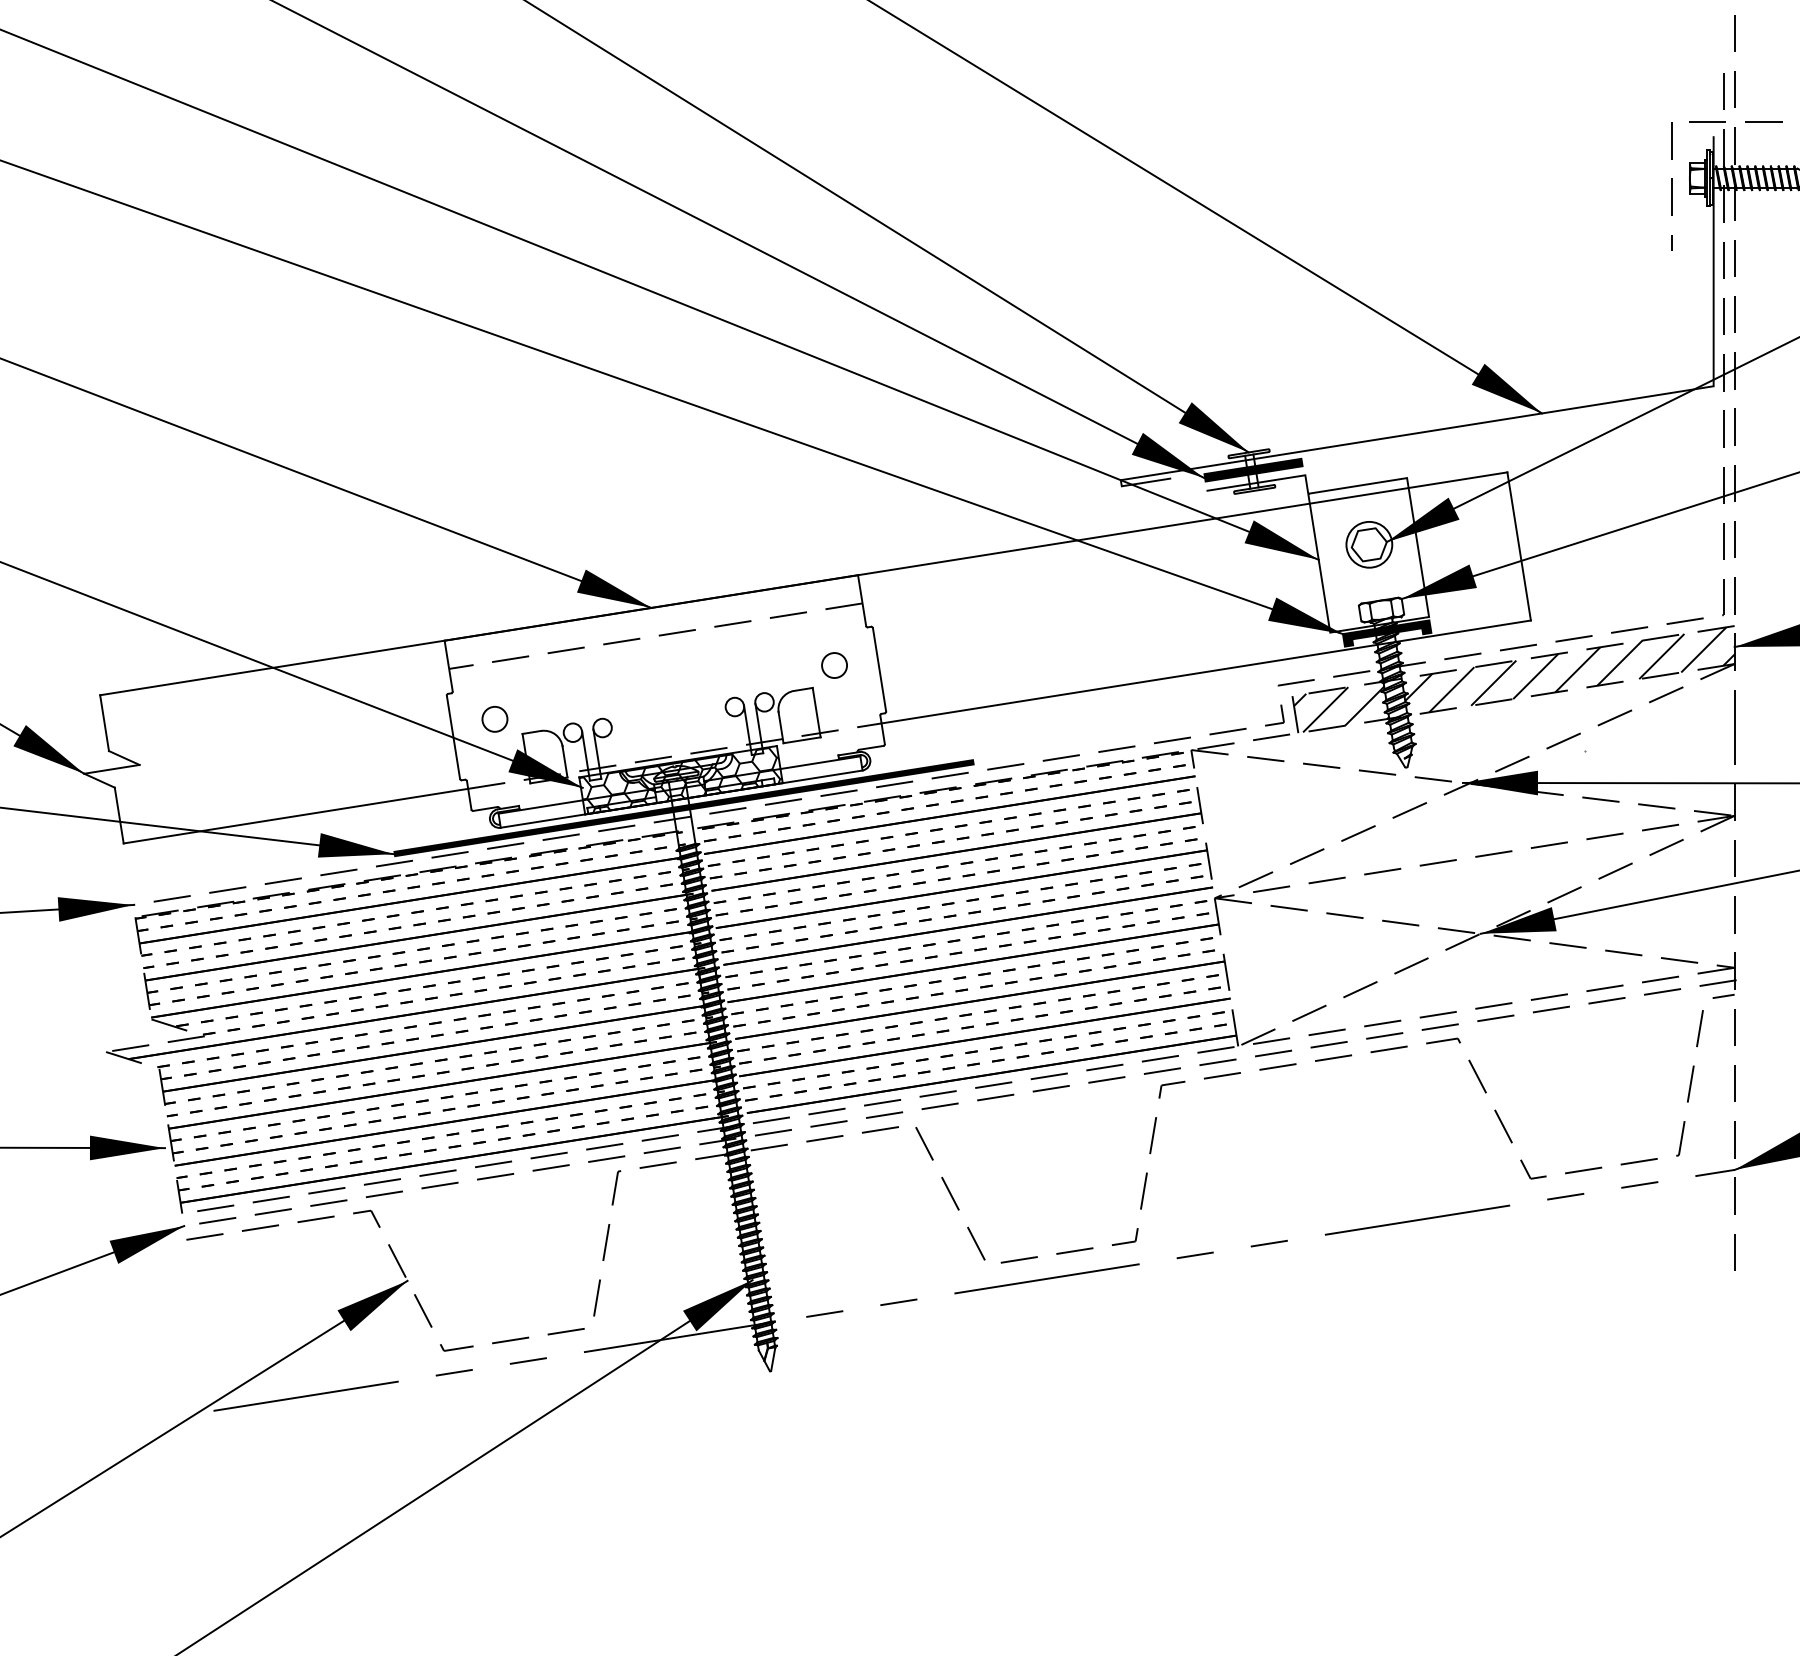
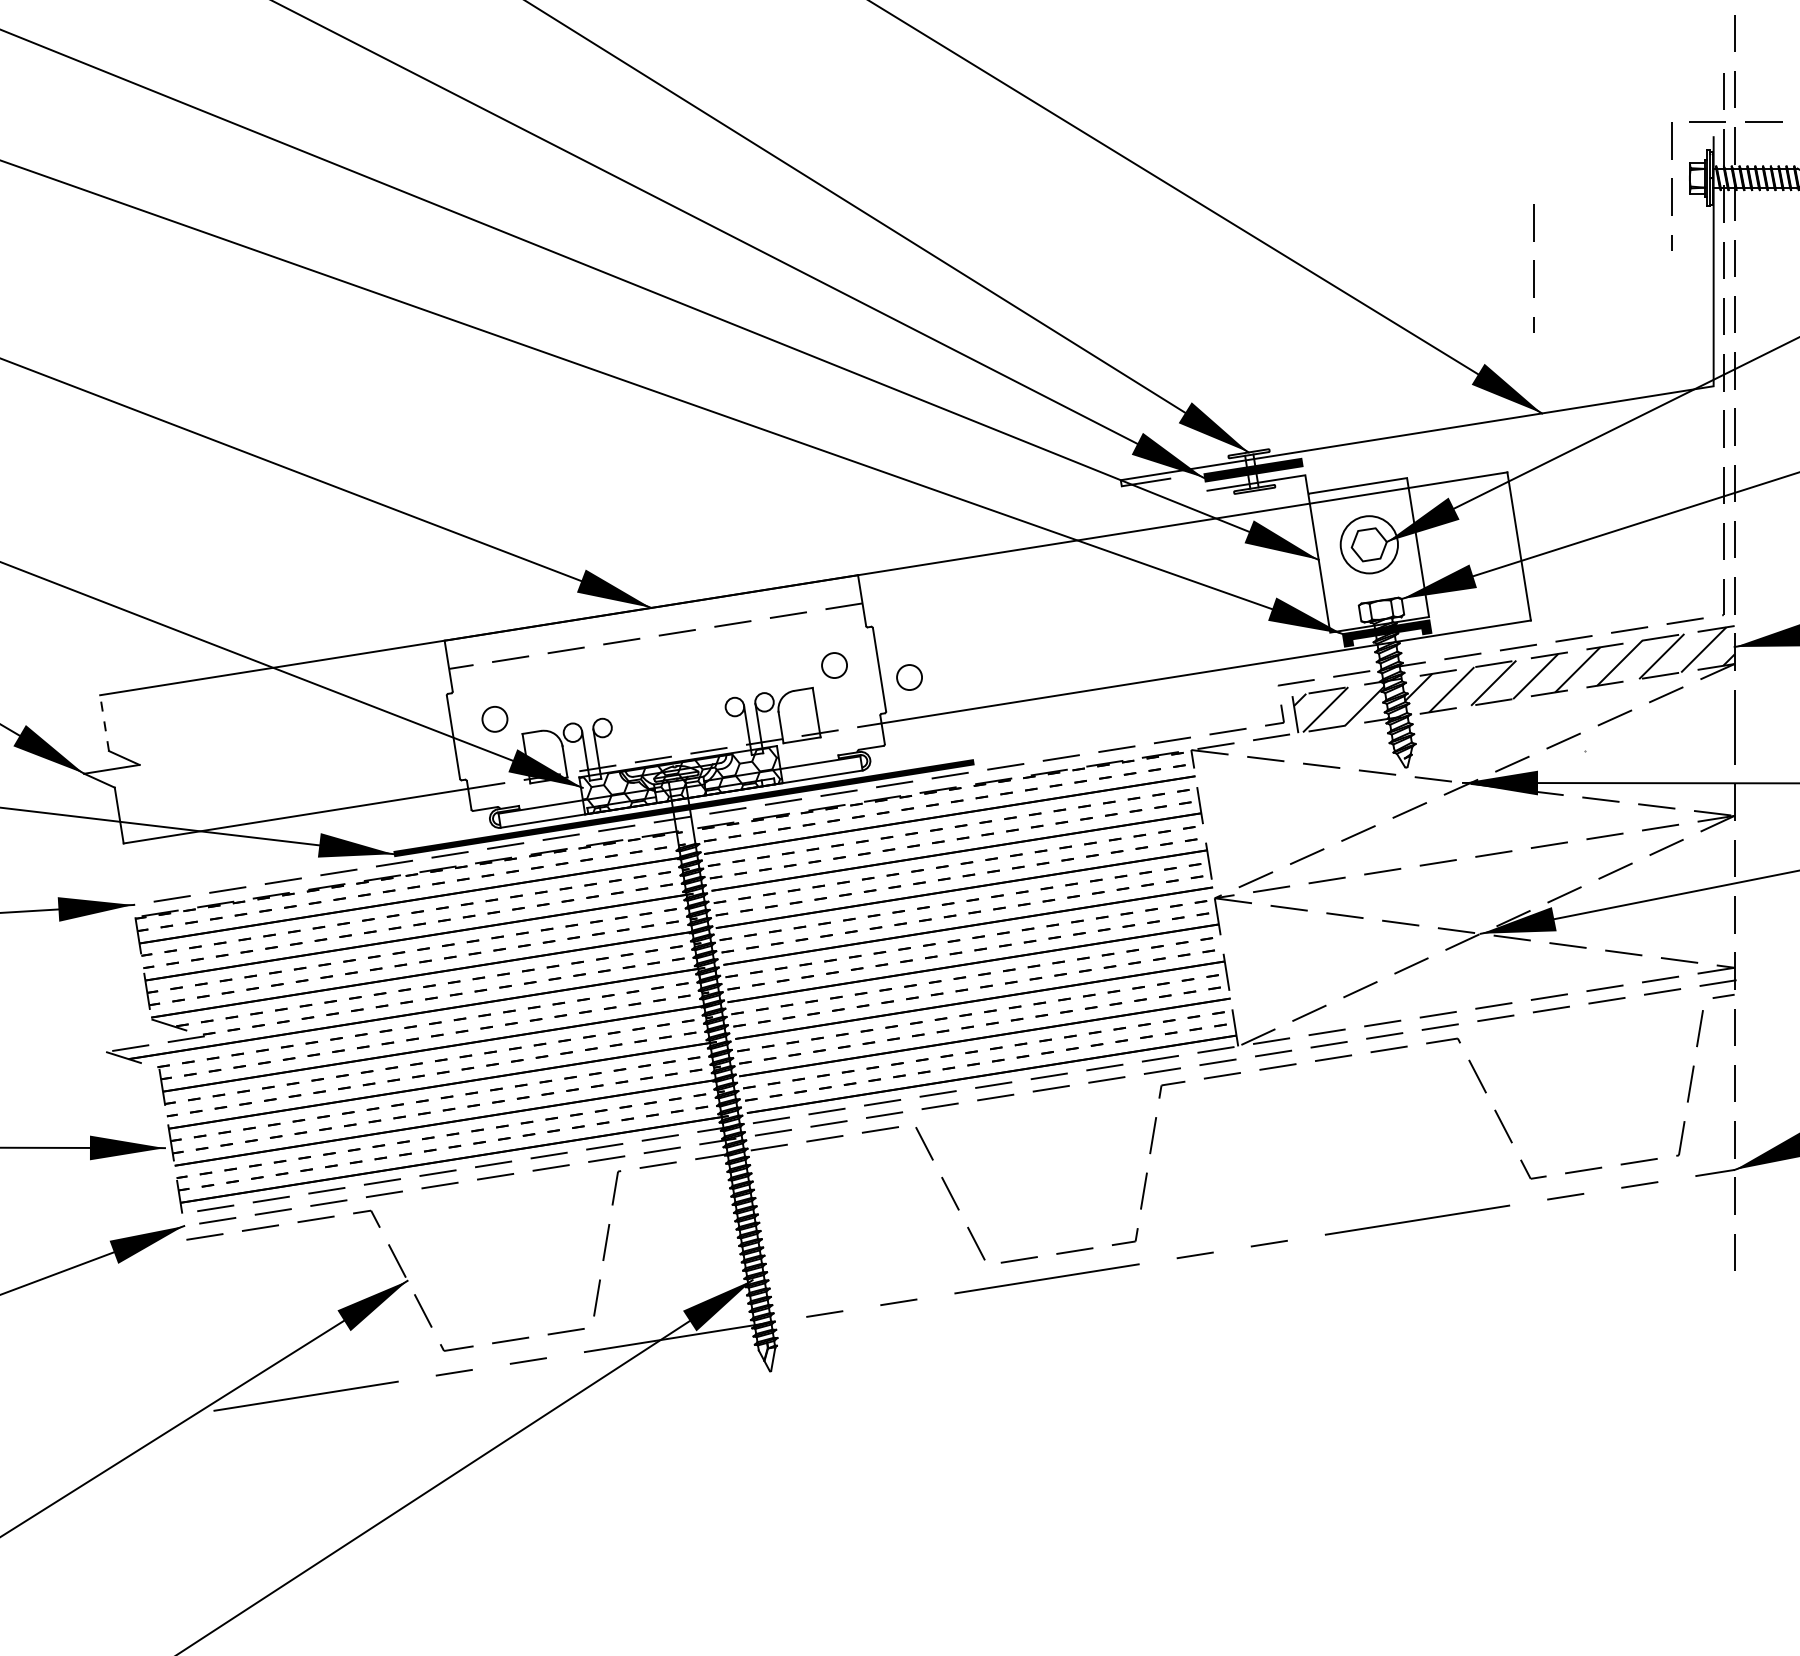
line: none -> present (1533, 268)
circle diameter: 46 px -> 57 px (1368, 544)
circle: none -> present (909, 677)
line: solid -> dashed (104, 722)
